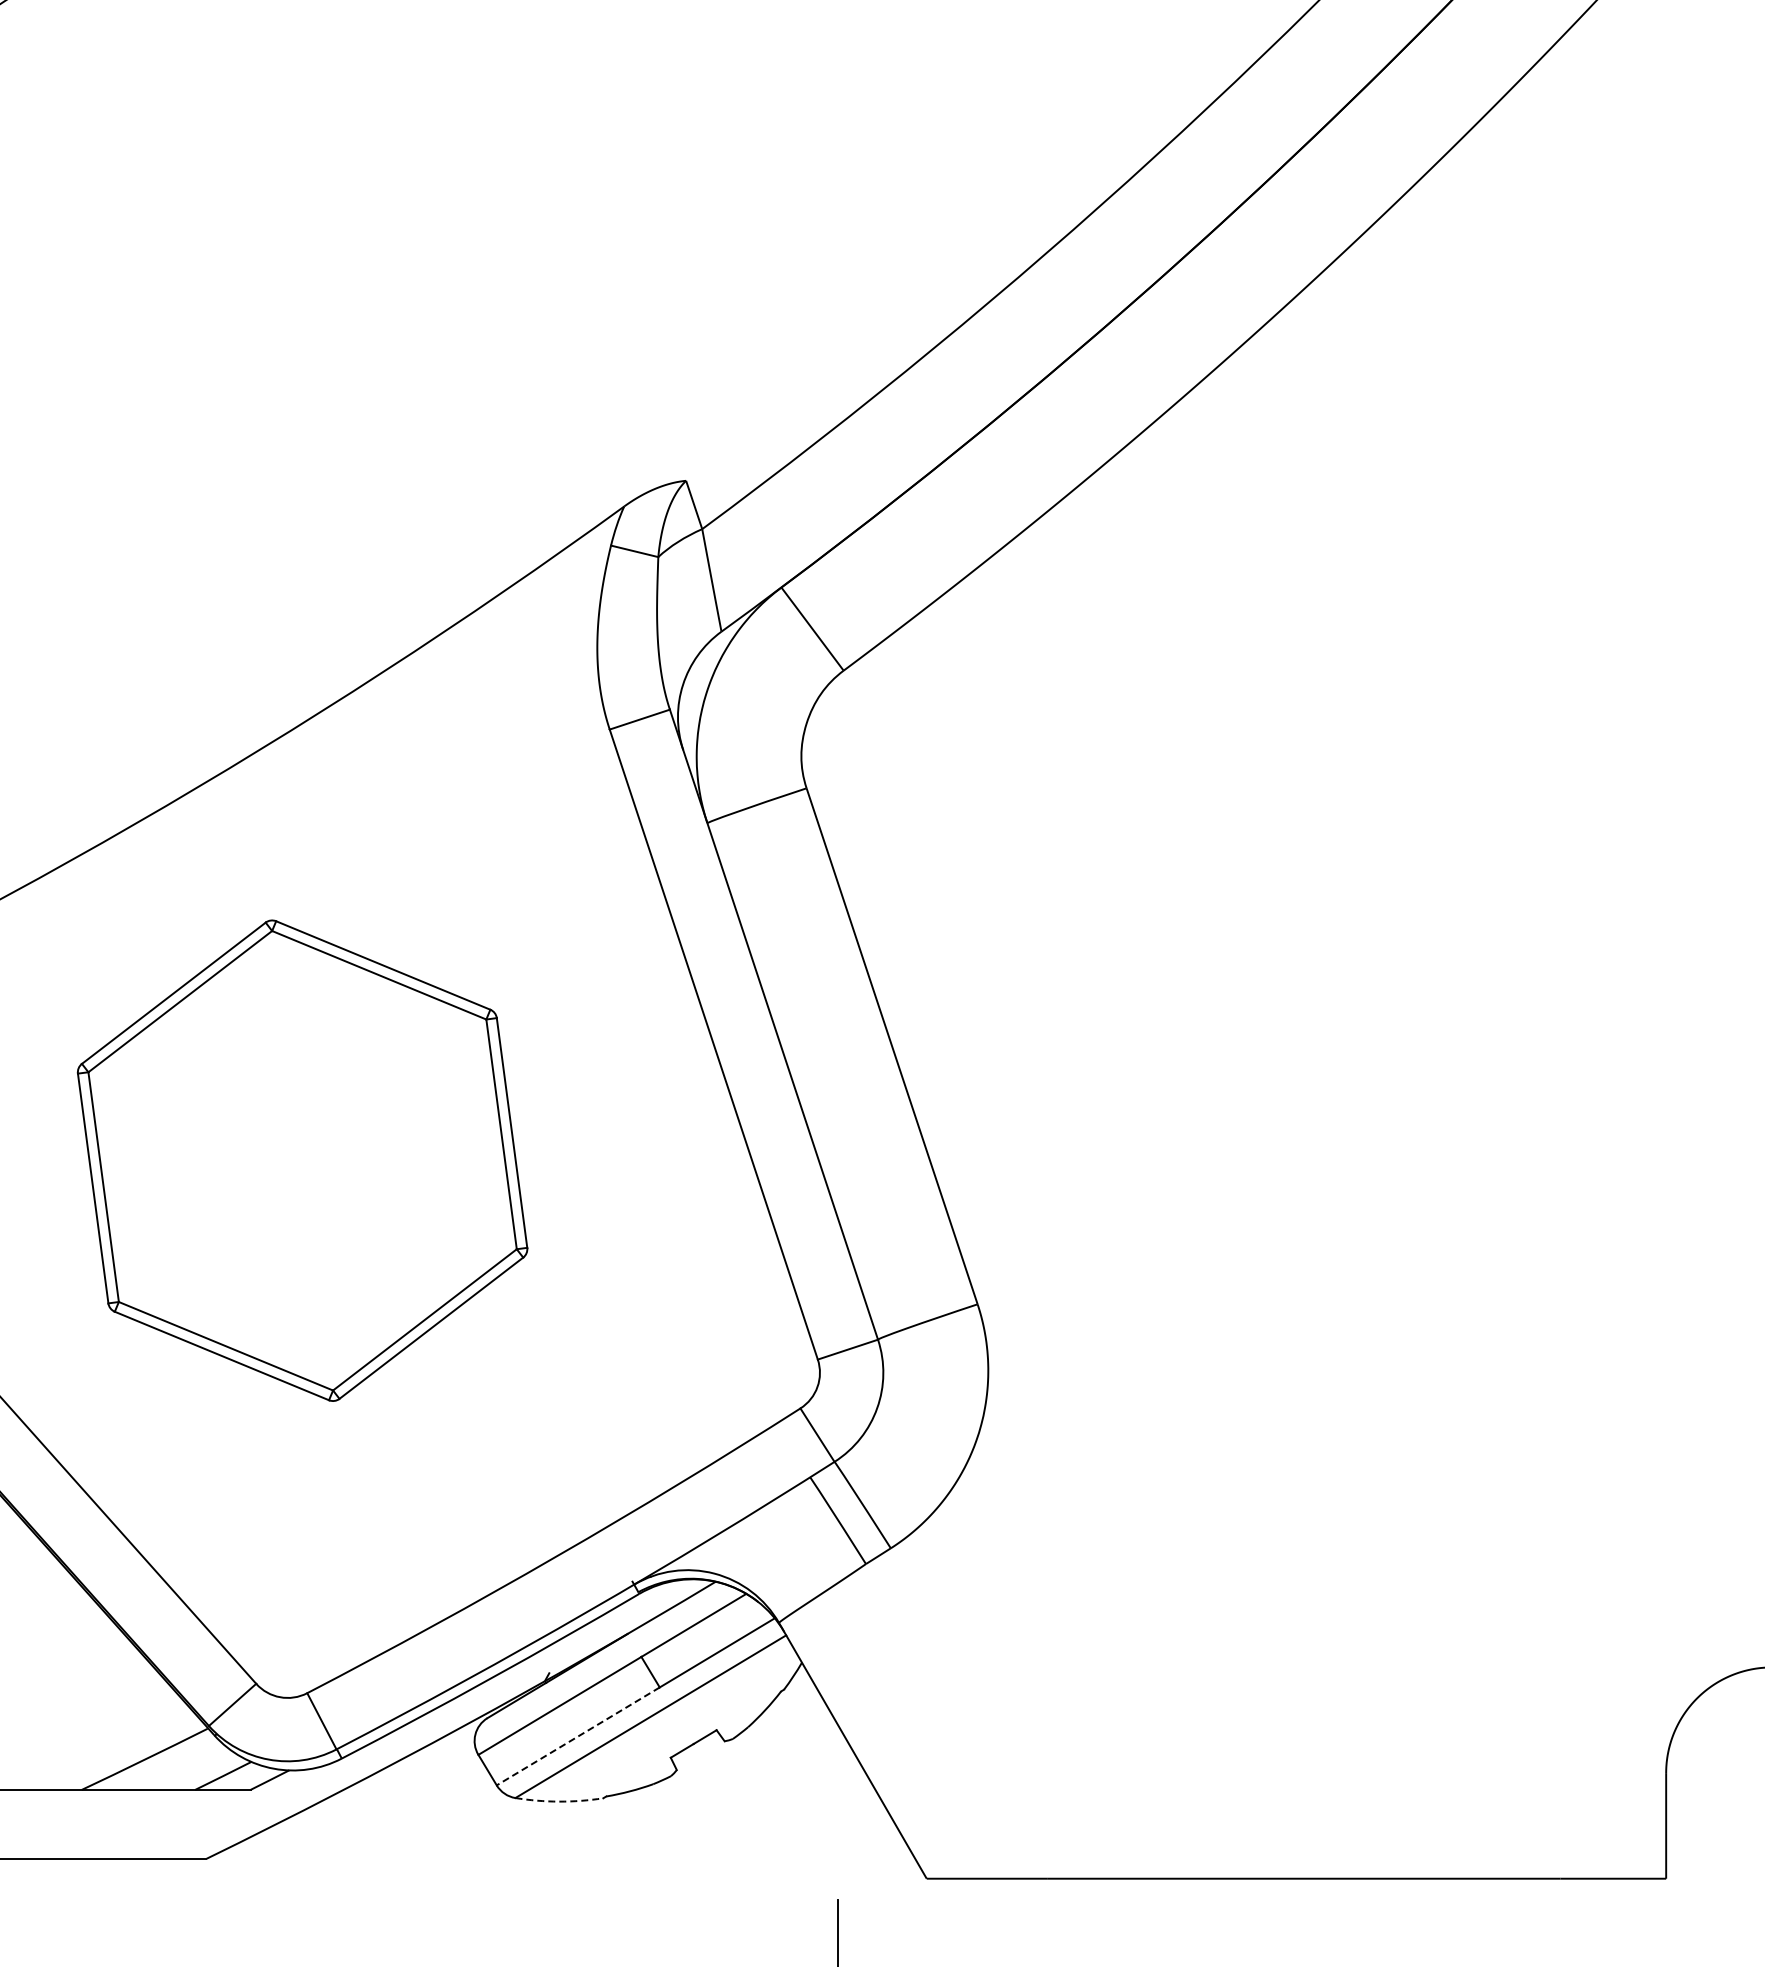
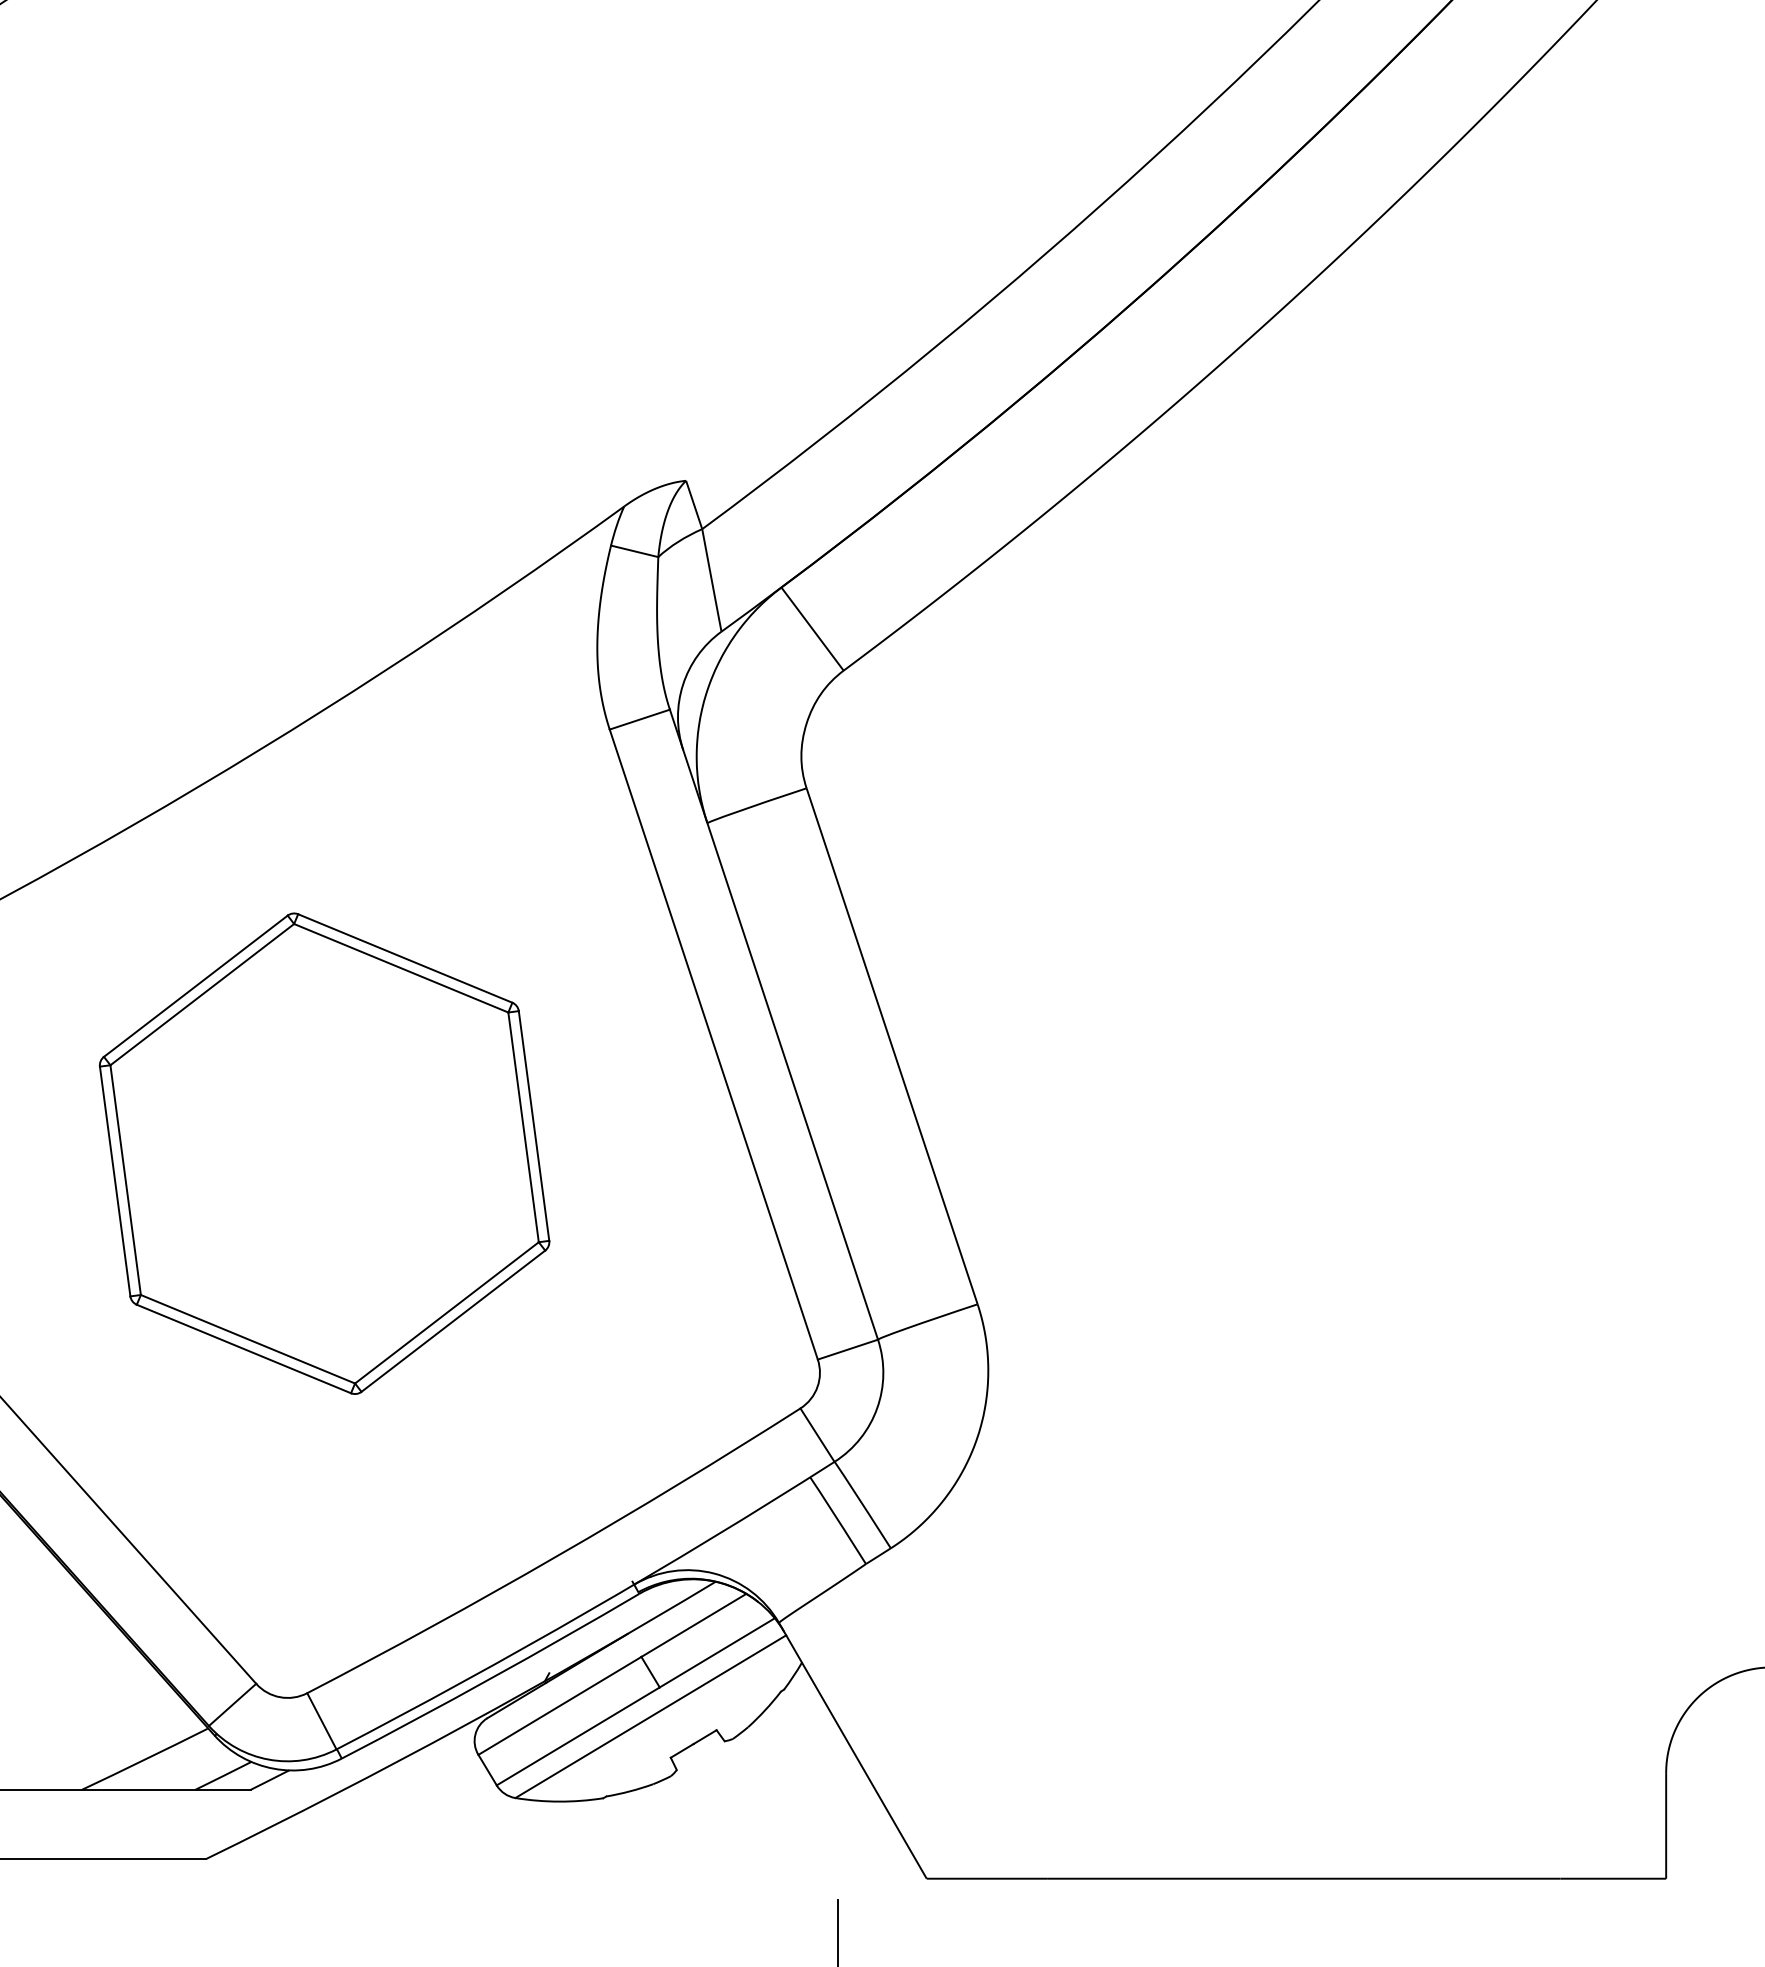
part position: (302, 1160) -> (324, 1153) (324, 1153)
line: dashed -> solid (577, 1736)
arc: dashed -> solid (559, 1801)
